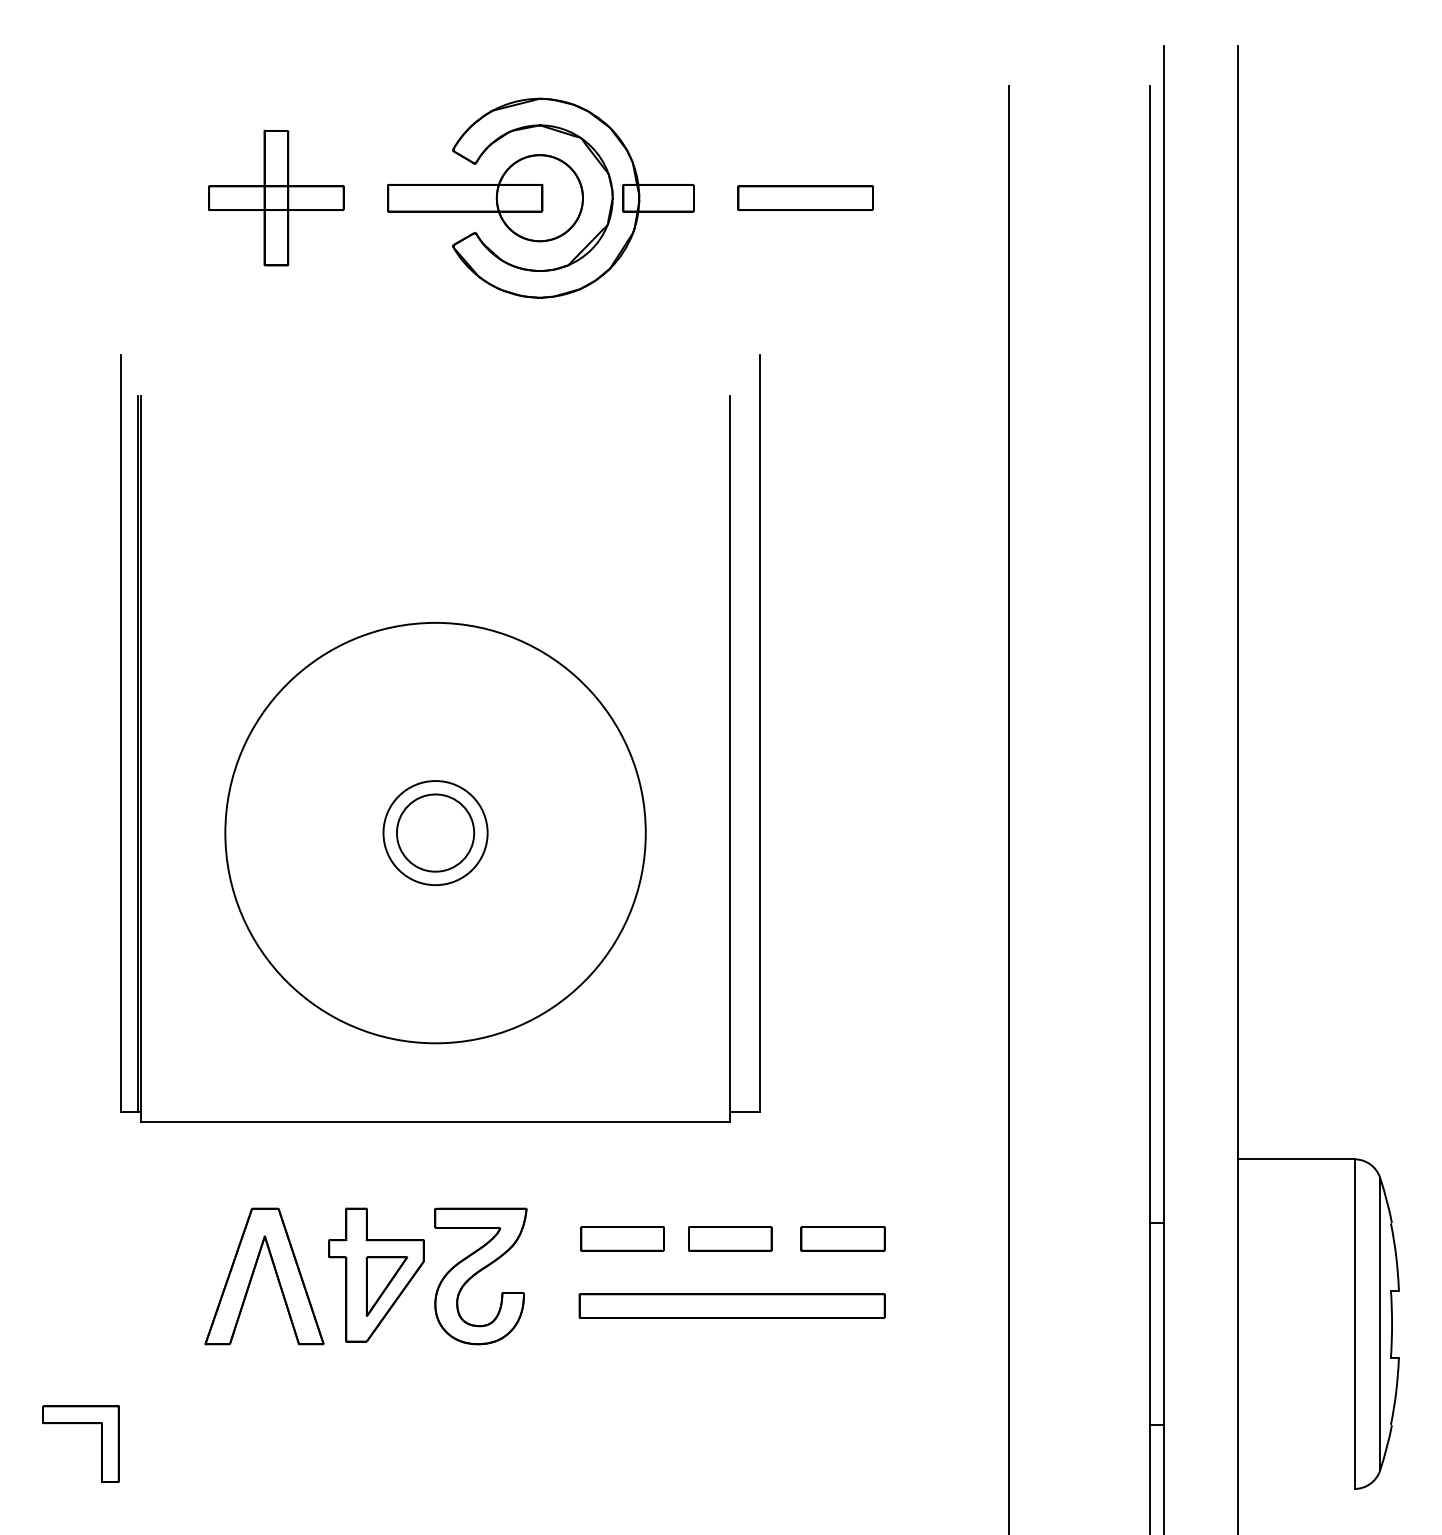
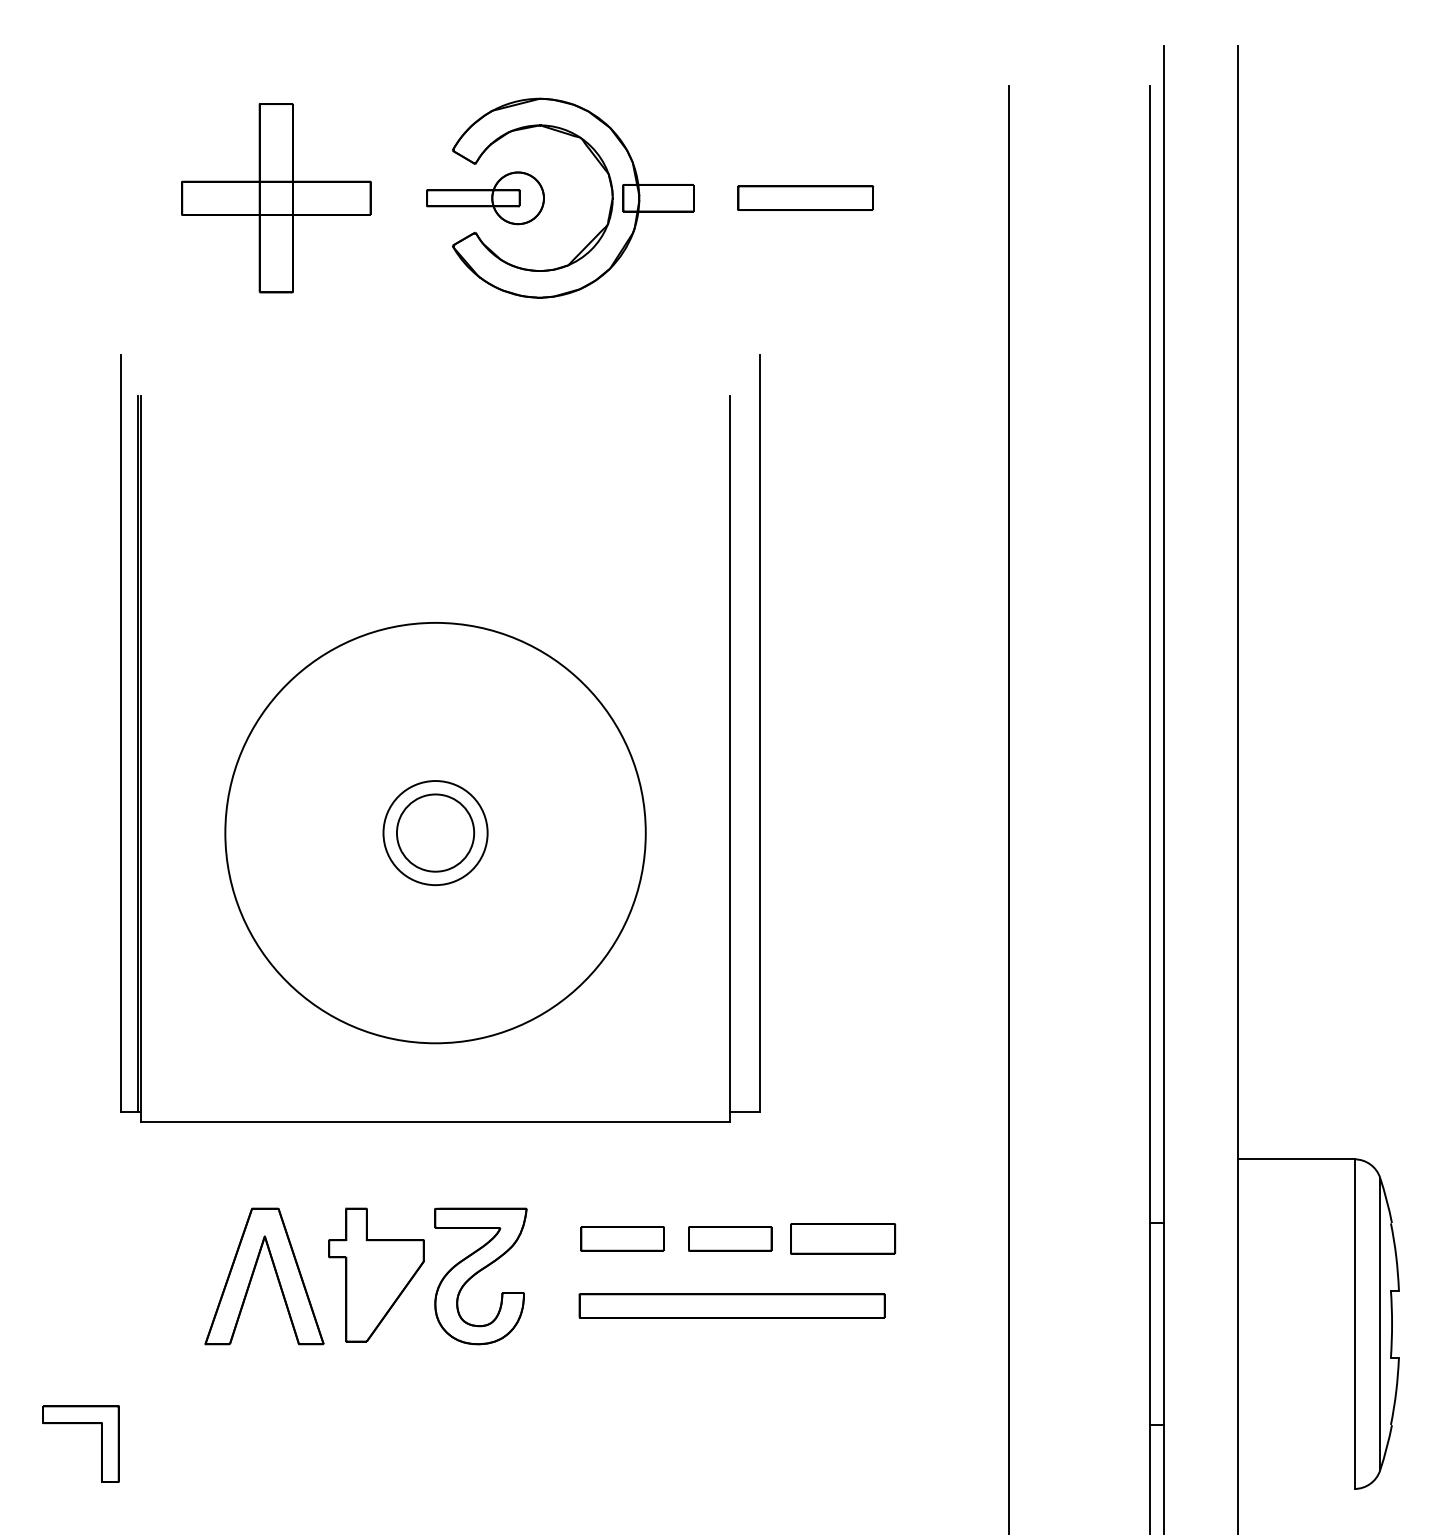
part size: 137x138 px -> 191x191 px (276, 198)
part size: 197x89 px -> 119x55 px (485, 198)
part size: 86x26 px -> 107x32 px (843, 1238)
part: present -> none (386, 1286)
